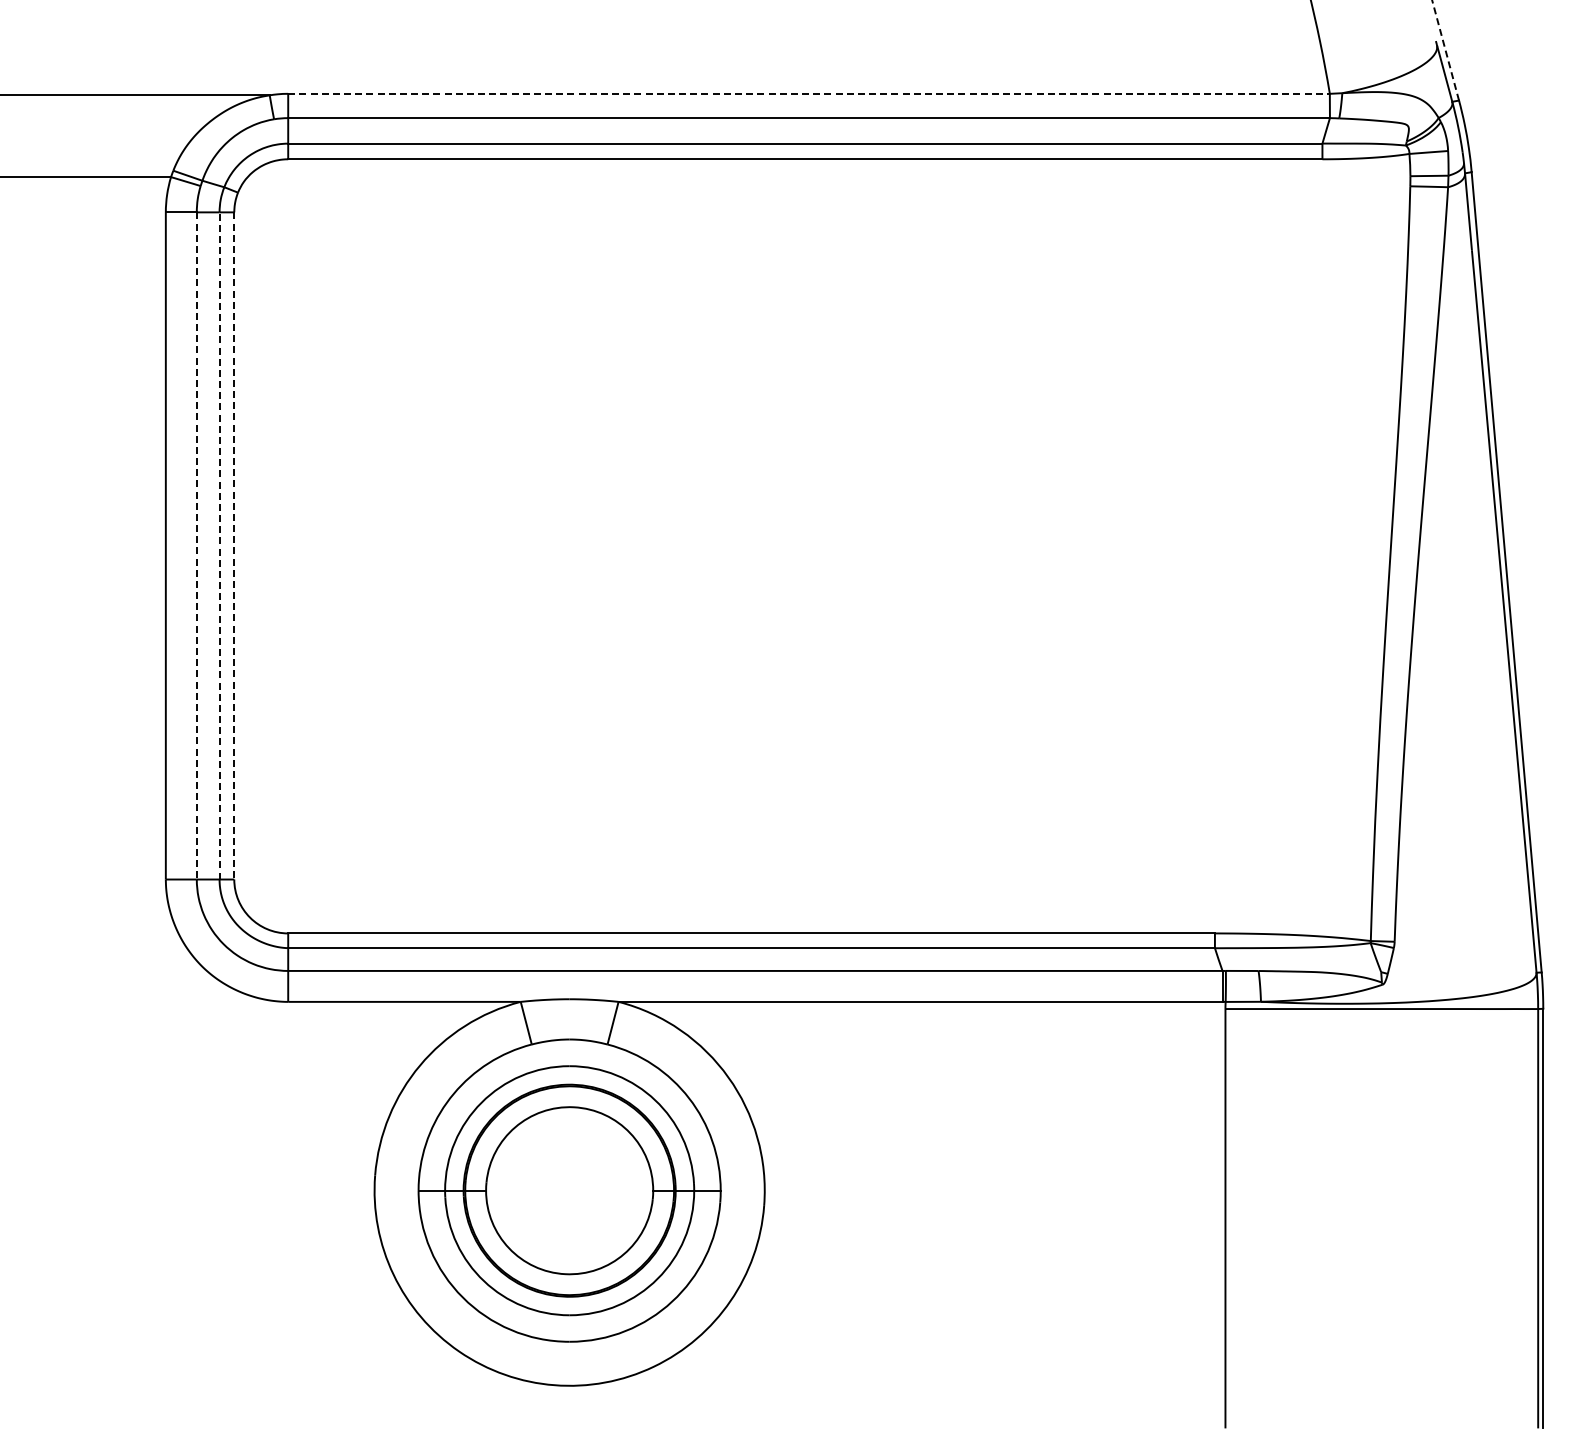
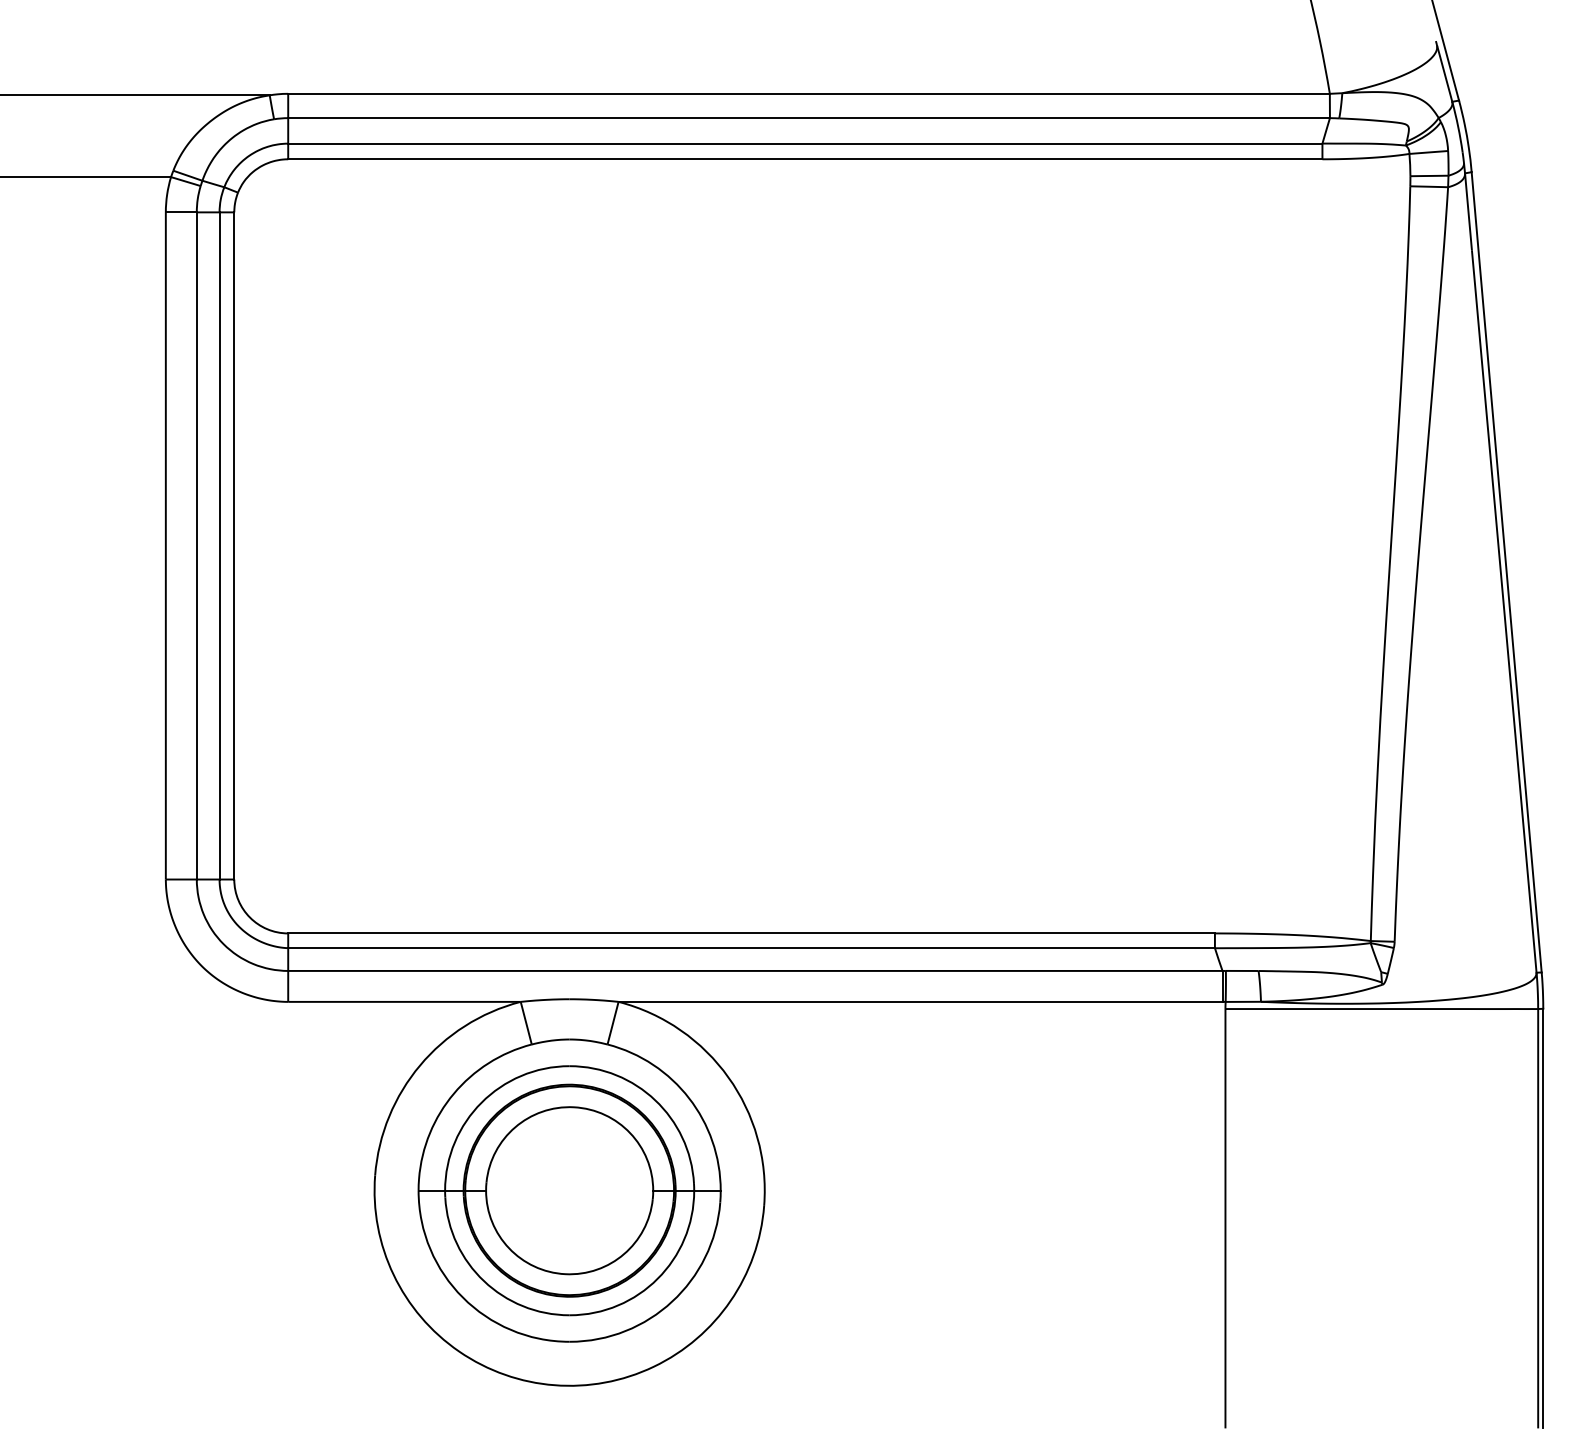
line: dashed -> solid (1445, 50)
line: dashed -> solid (809, 93)
line: dashed -> solid (196, 545)
line: dashed -> solid (219, 545)
line: dashed -> solid (234, 545)
